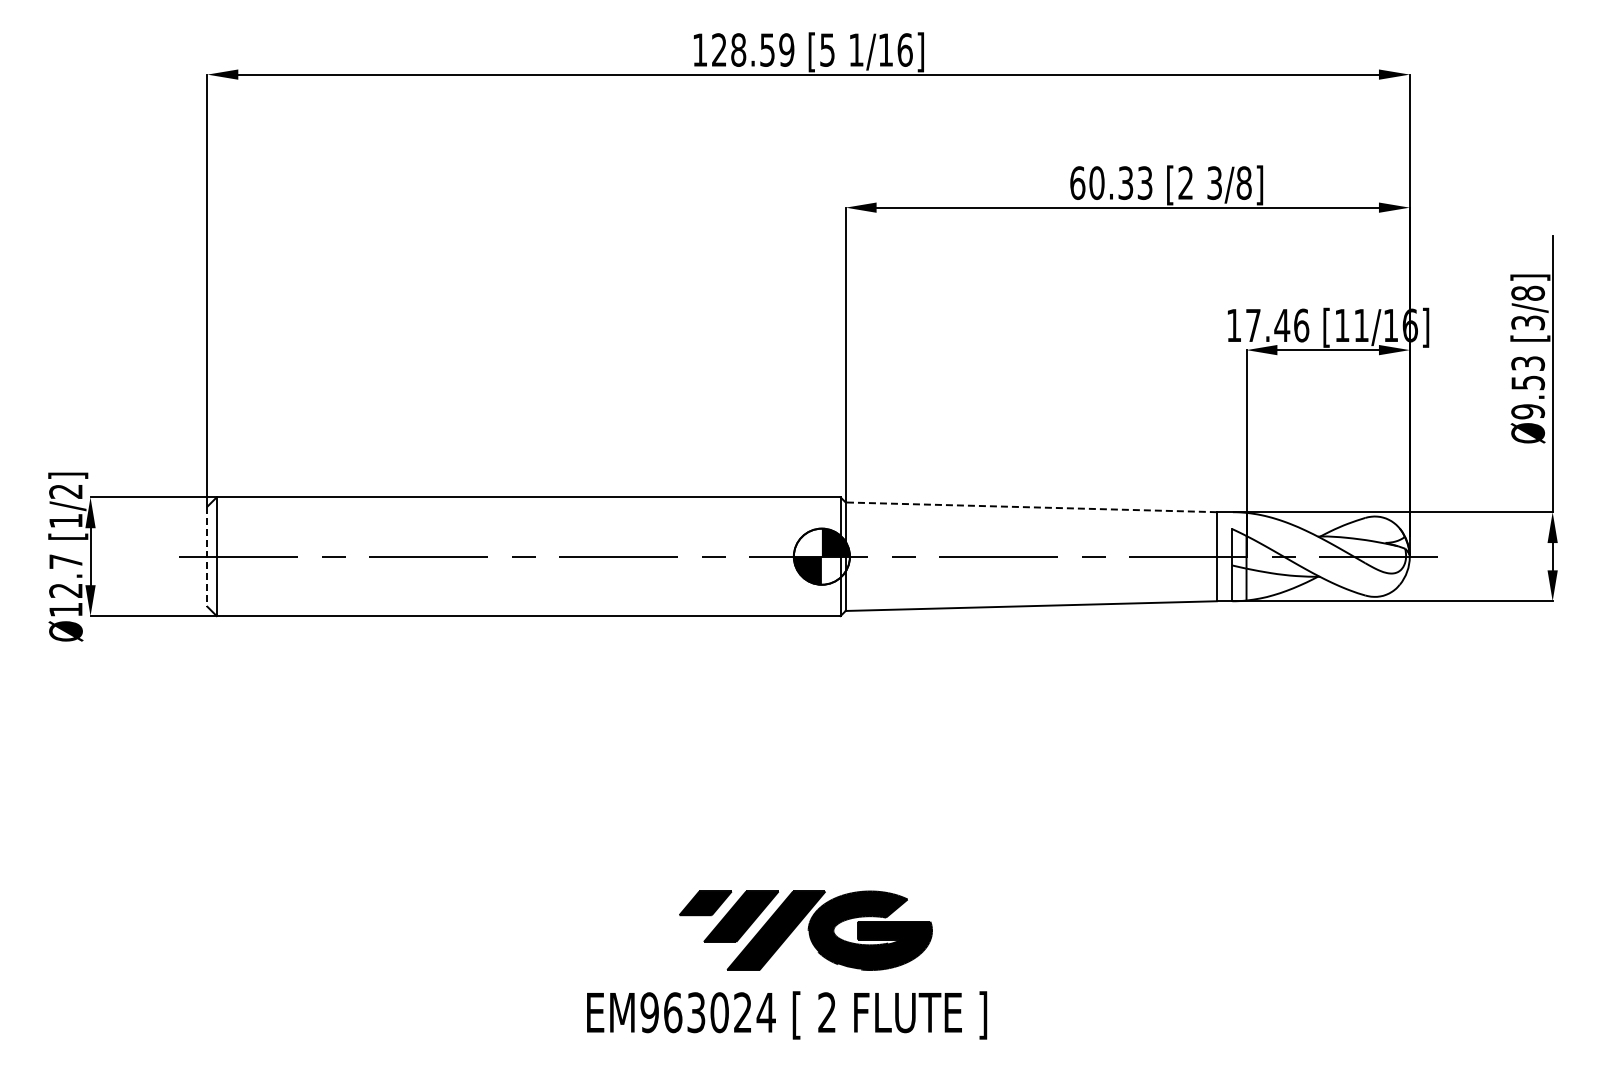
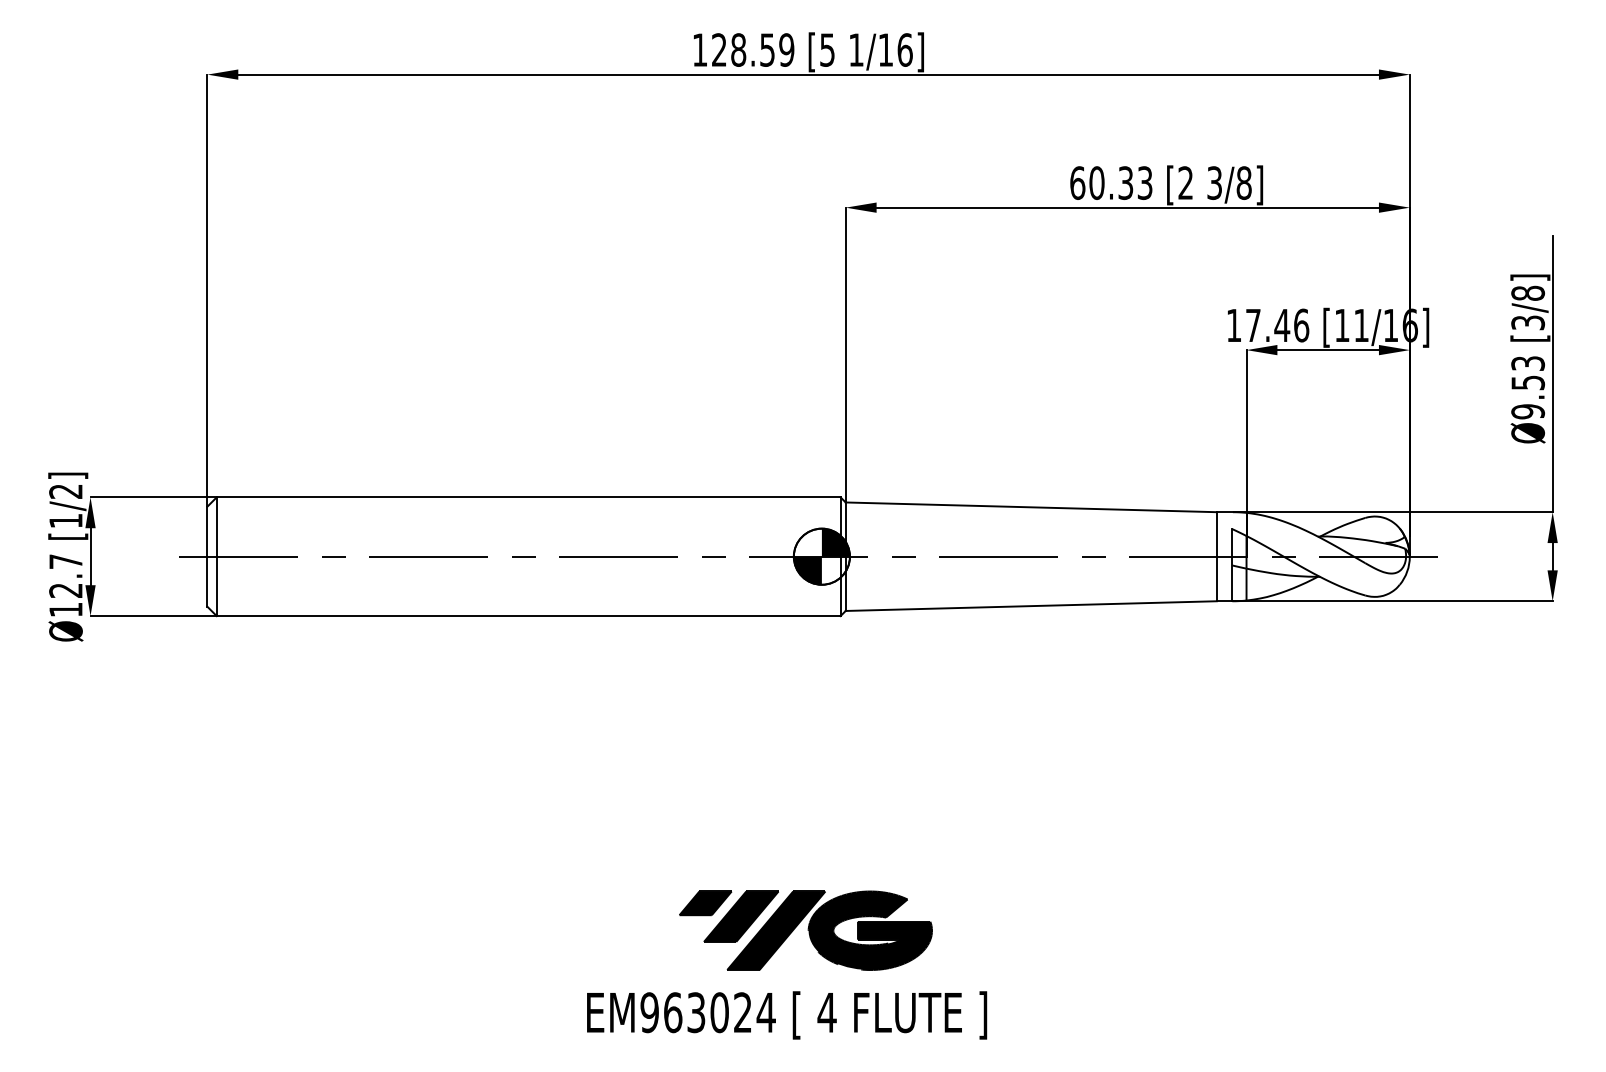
line: dashed -> solid (1031, 507)
line: dashed -> solid (207, 557)
text: 2 -> 4 (826, 1012)
